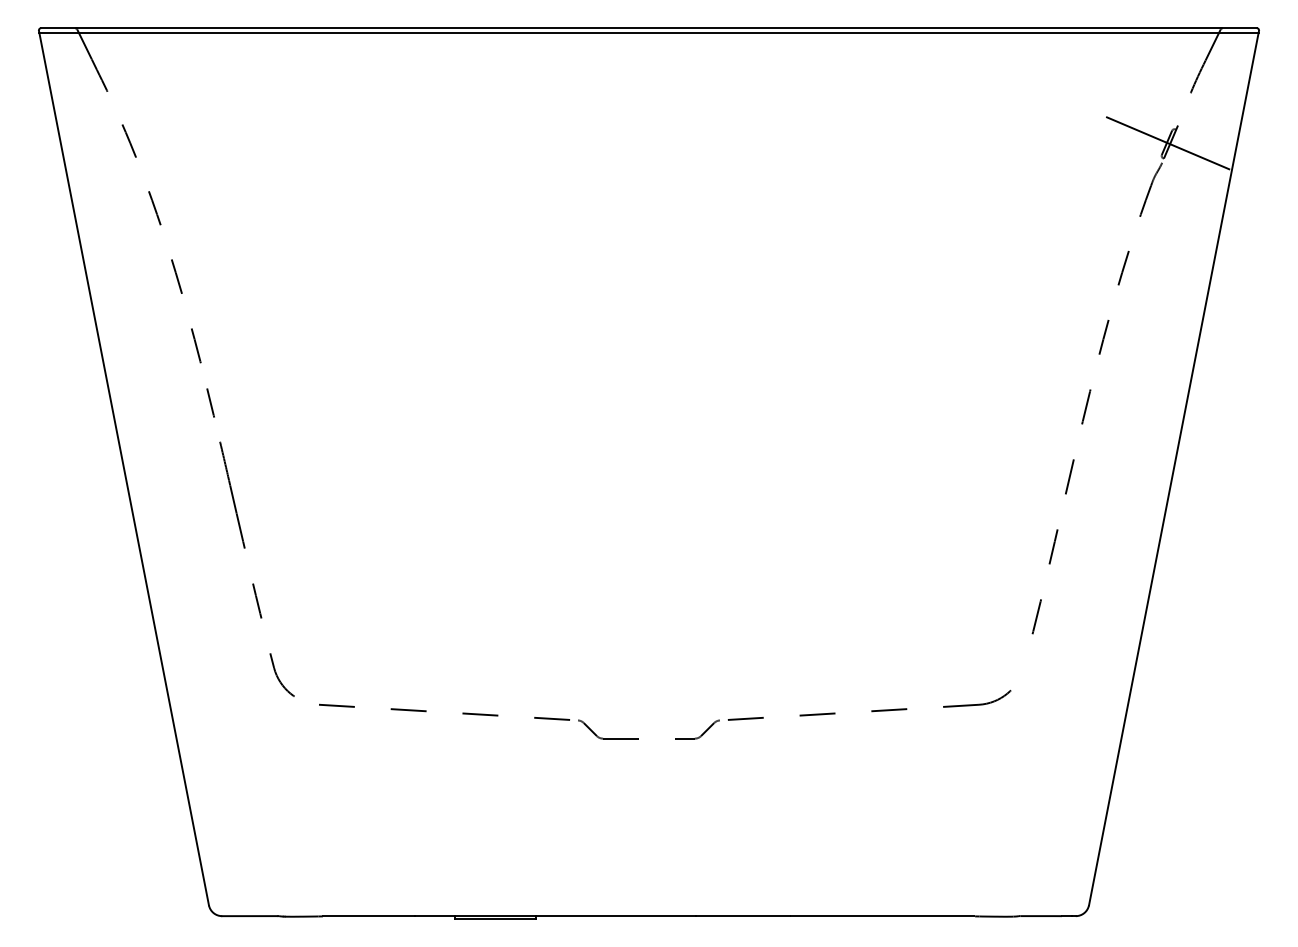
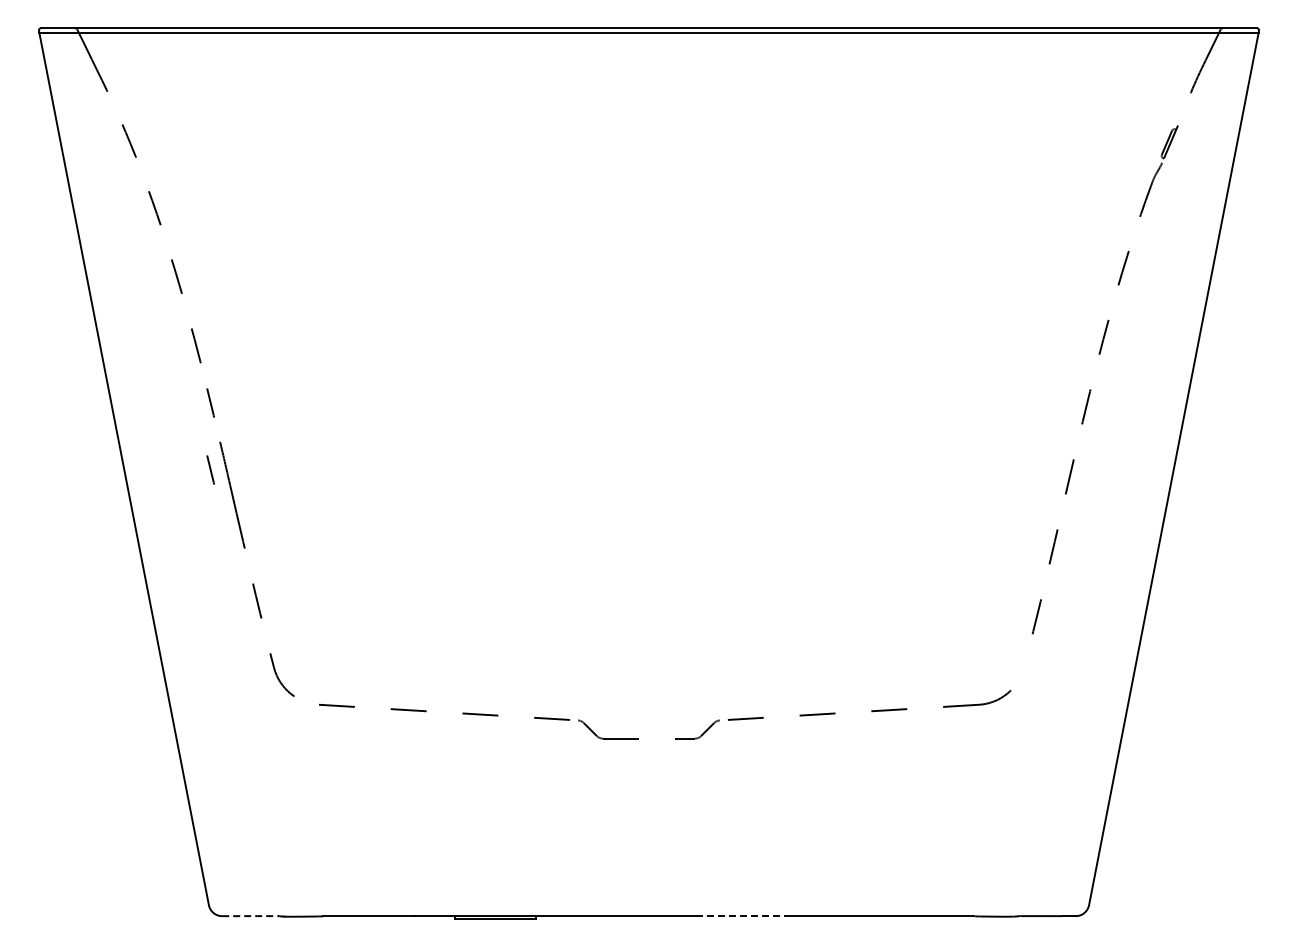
line: present -> none (1170, 143)
line: none -> present (210, 469)
line: solid -> dashed (249, 916)
line: solid -> dashed (743, 916)
